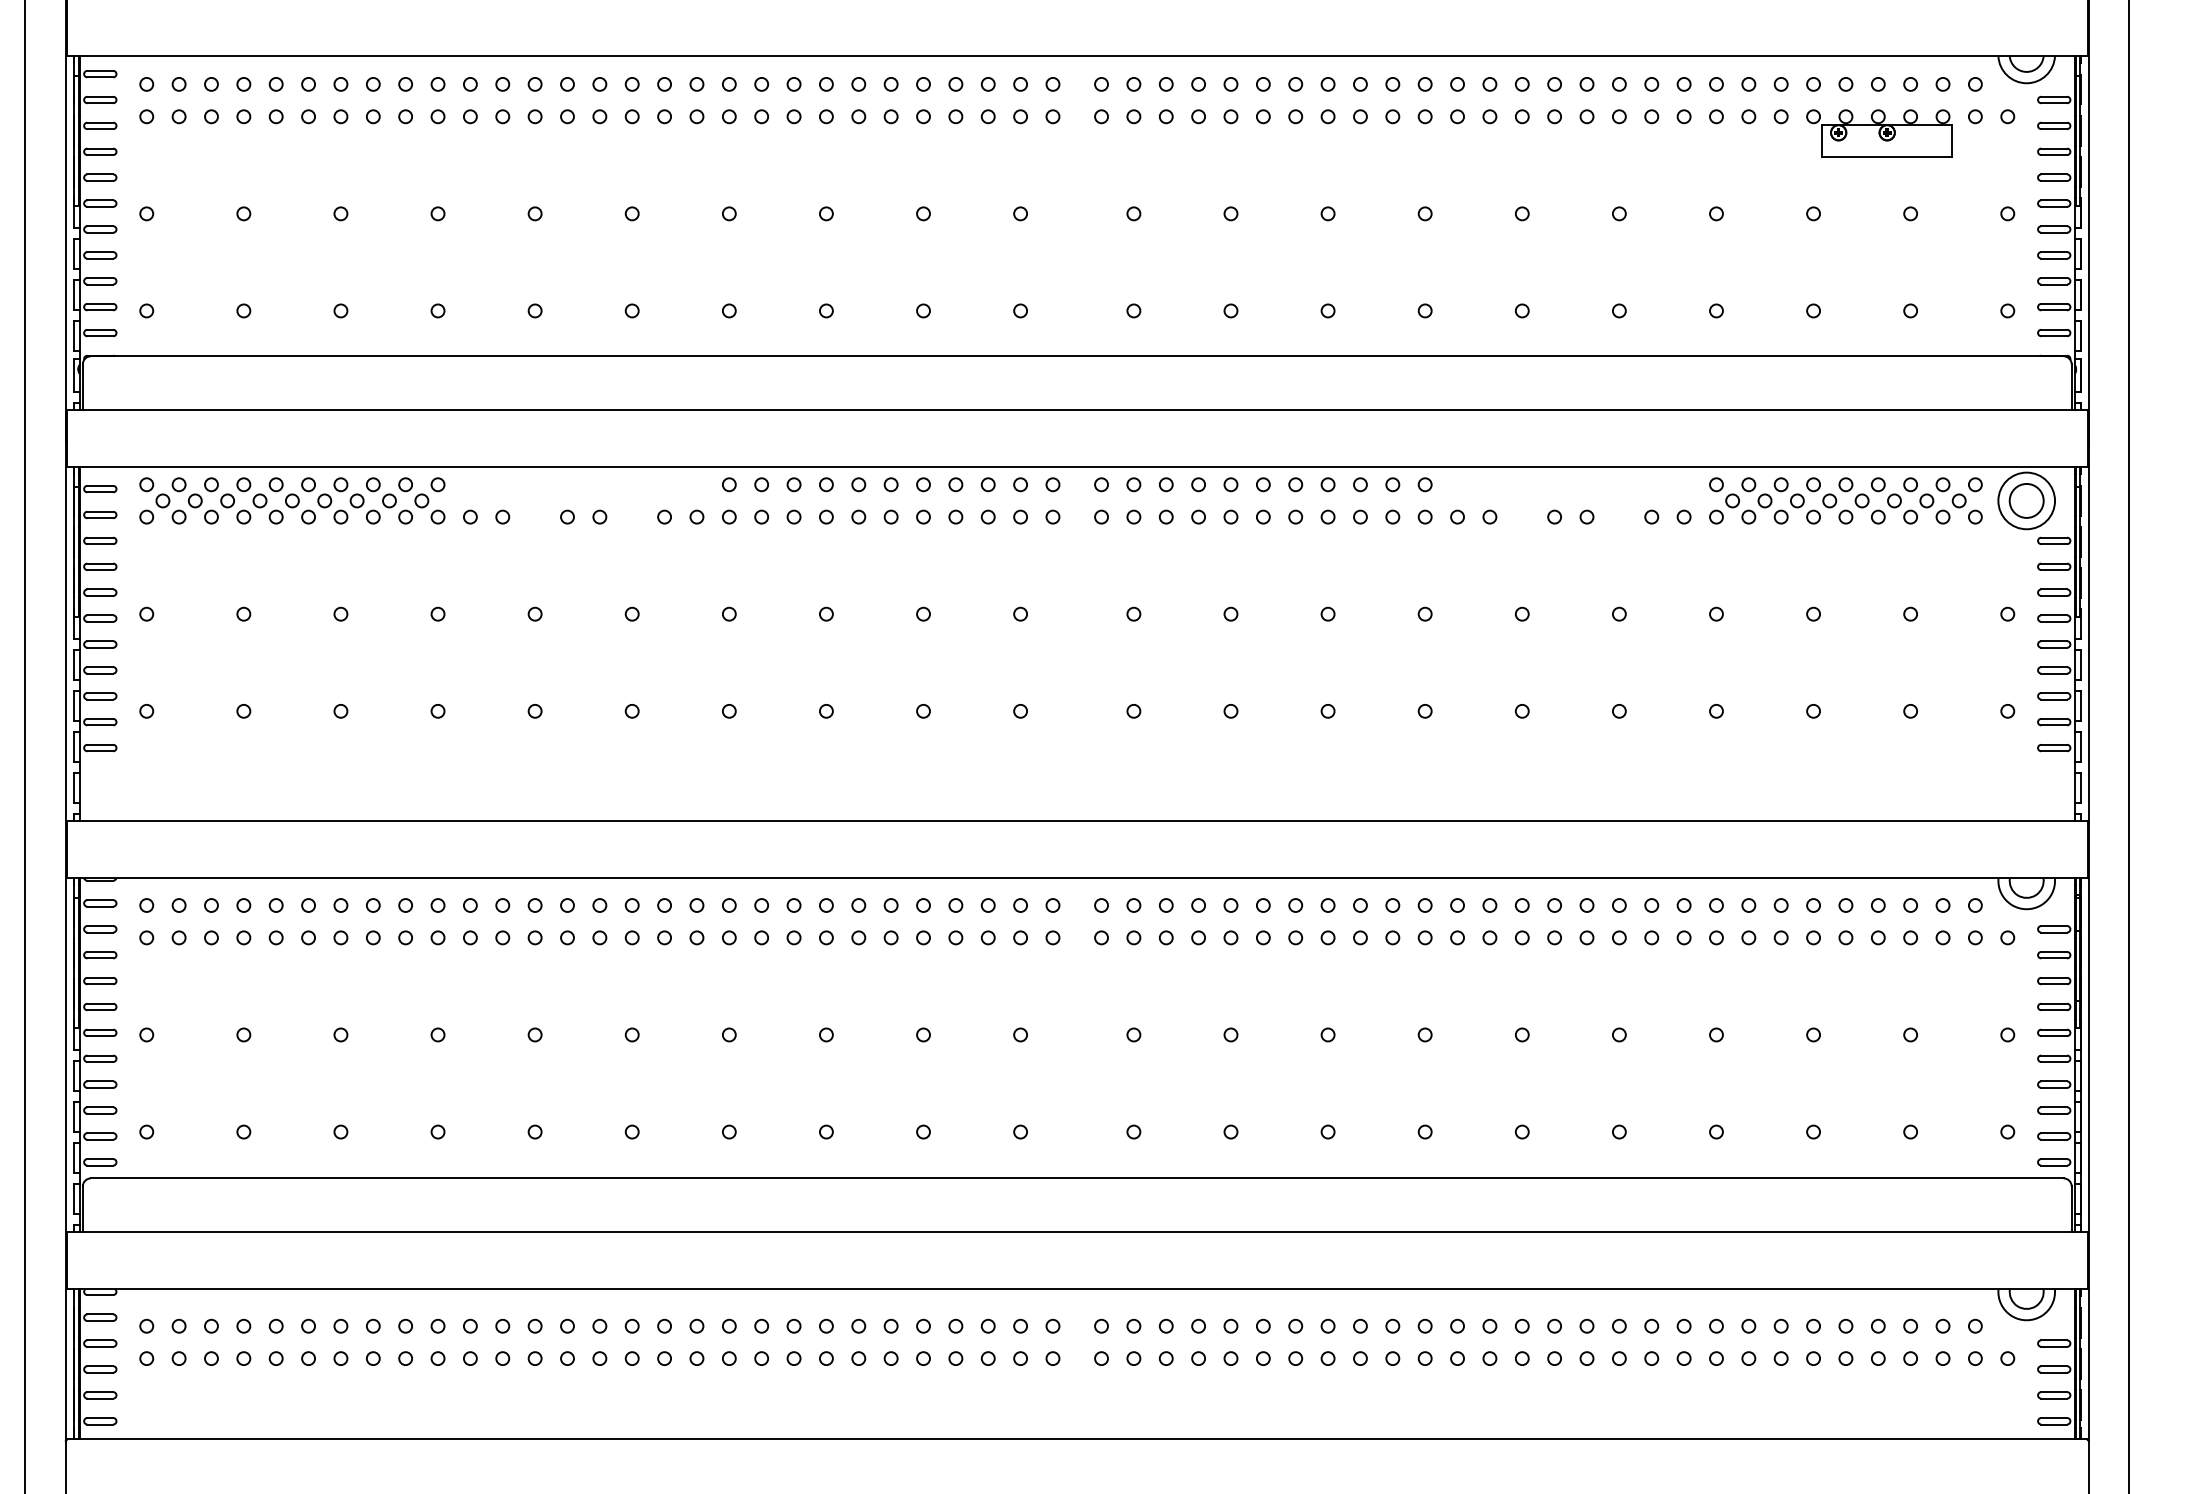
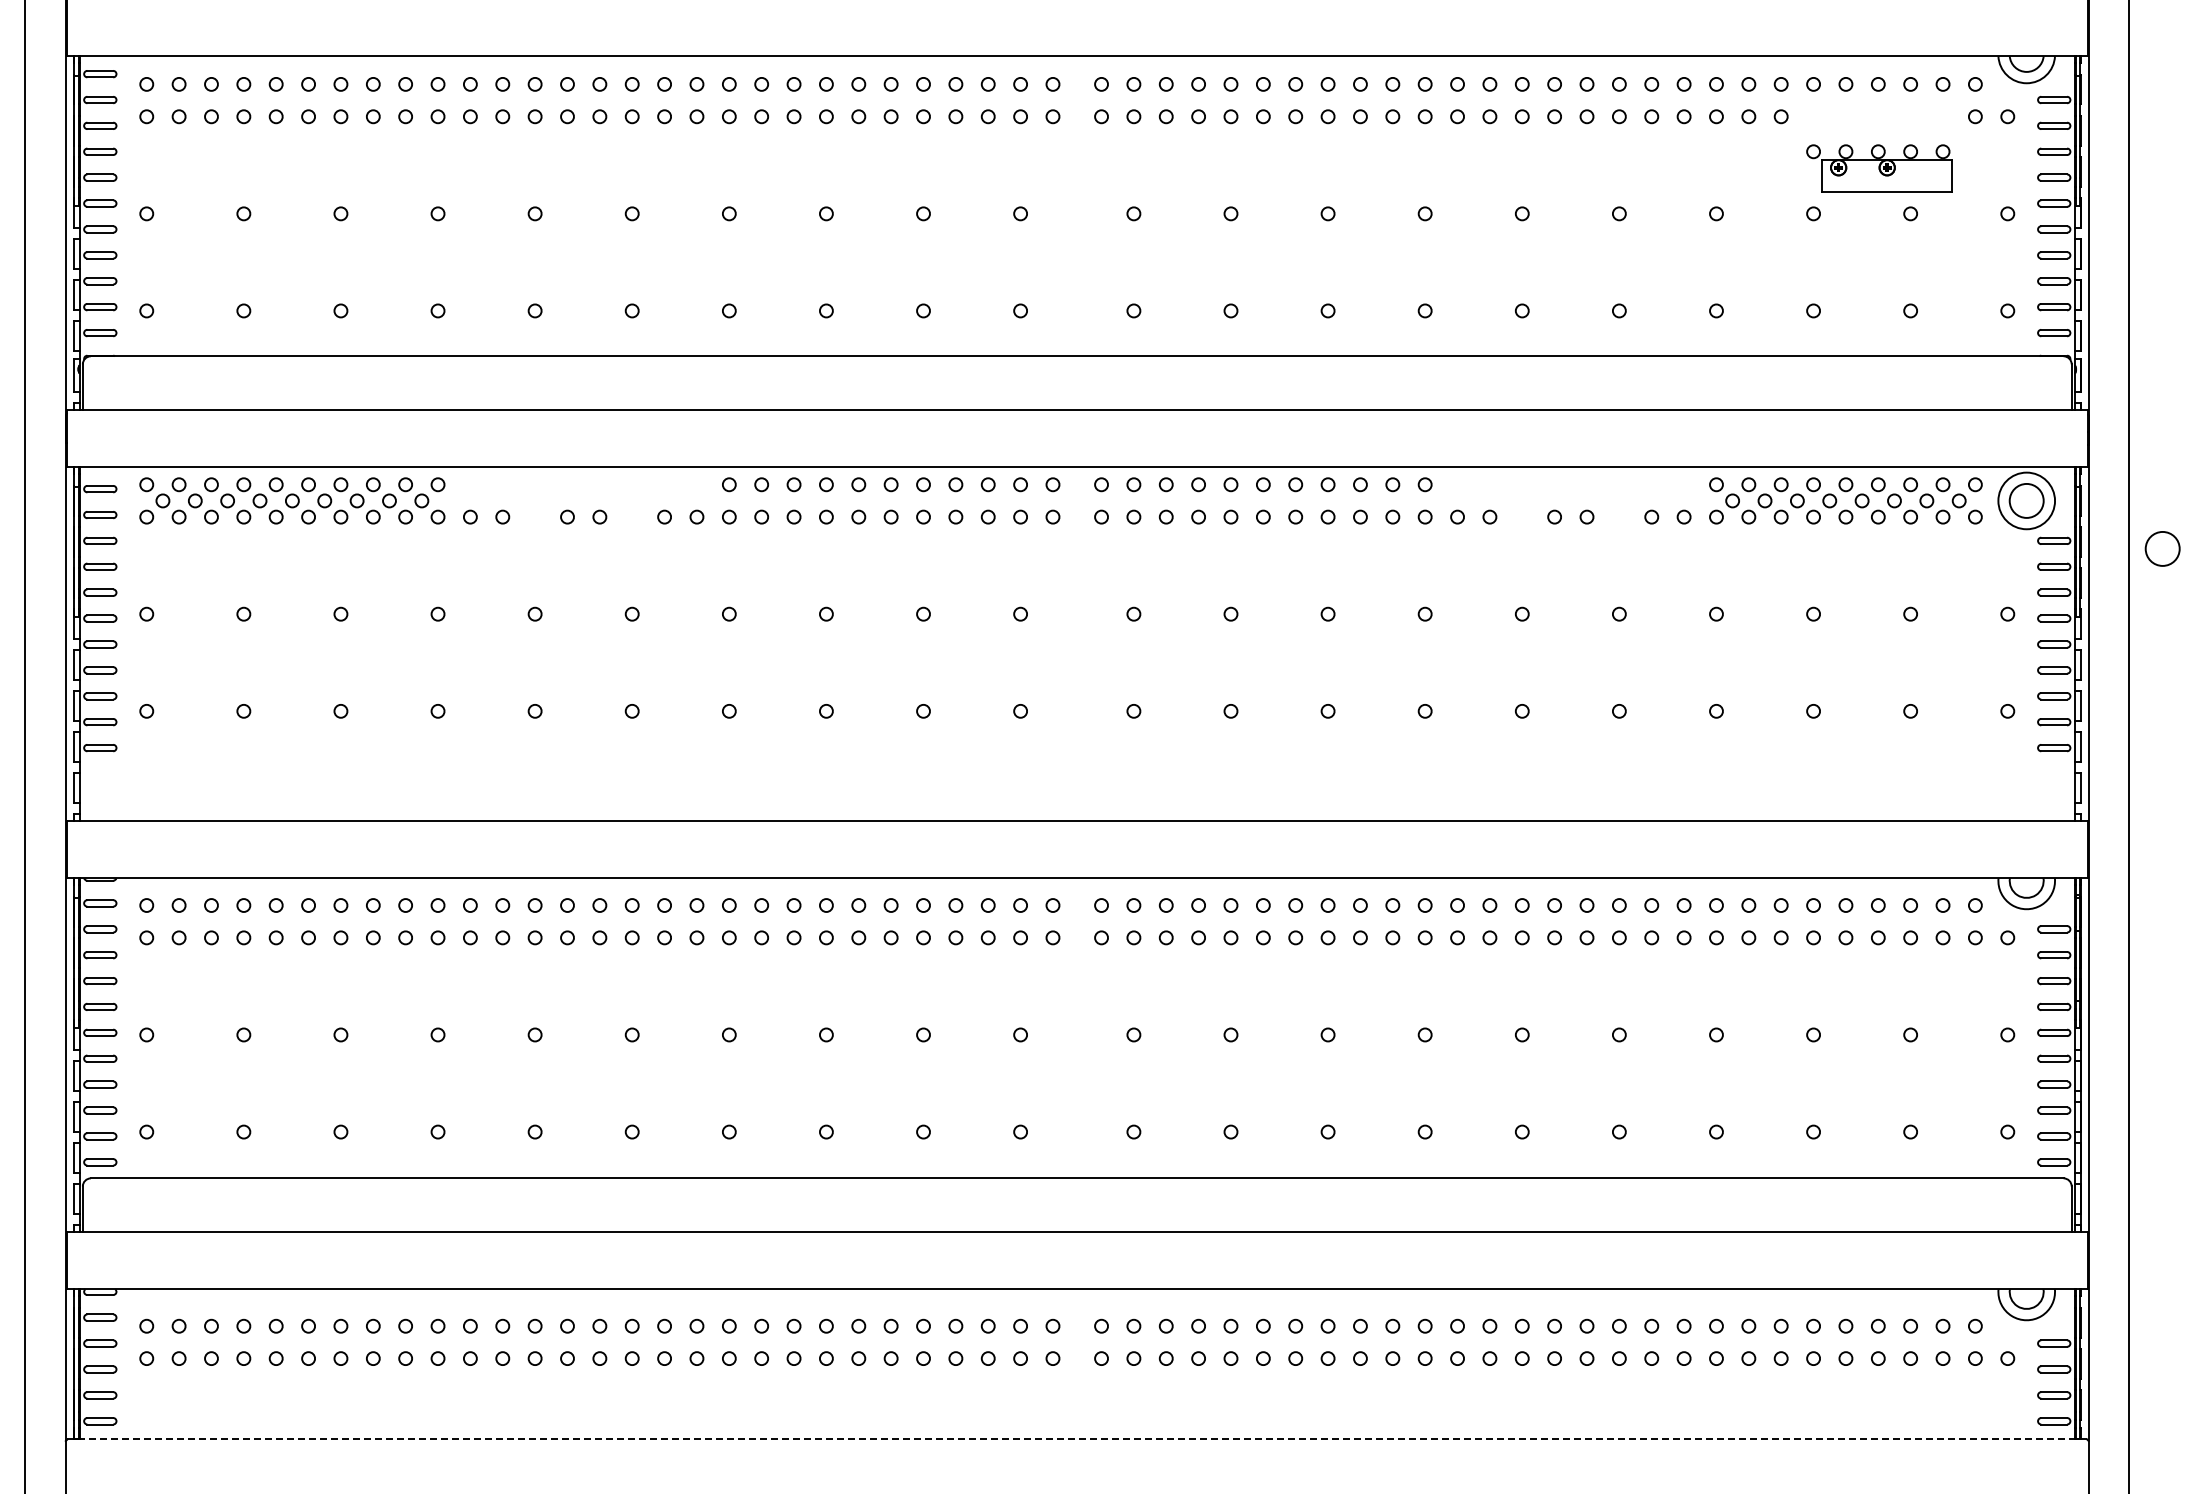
part position: (1879, 133) -> (1879, 168) (1879, 168)
circle: none -> present (2162, 548)
line: solid -> dashed (1077, 1439)
